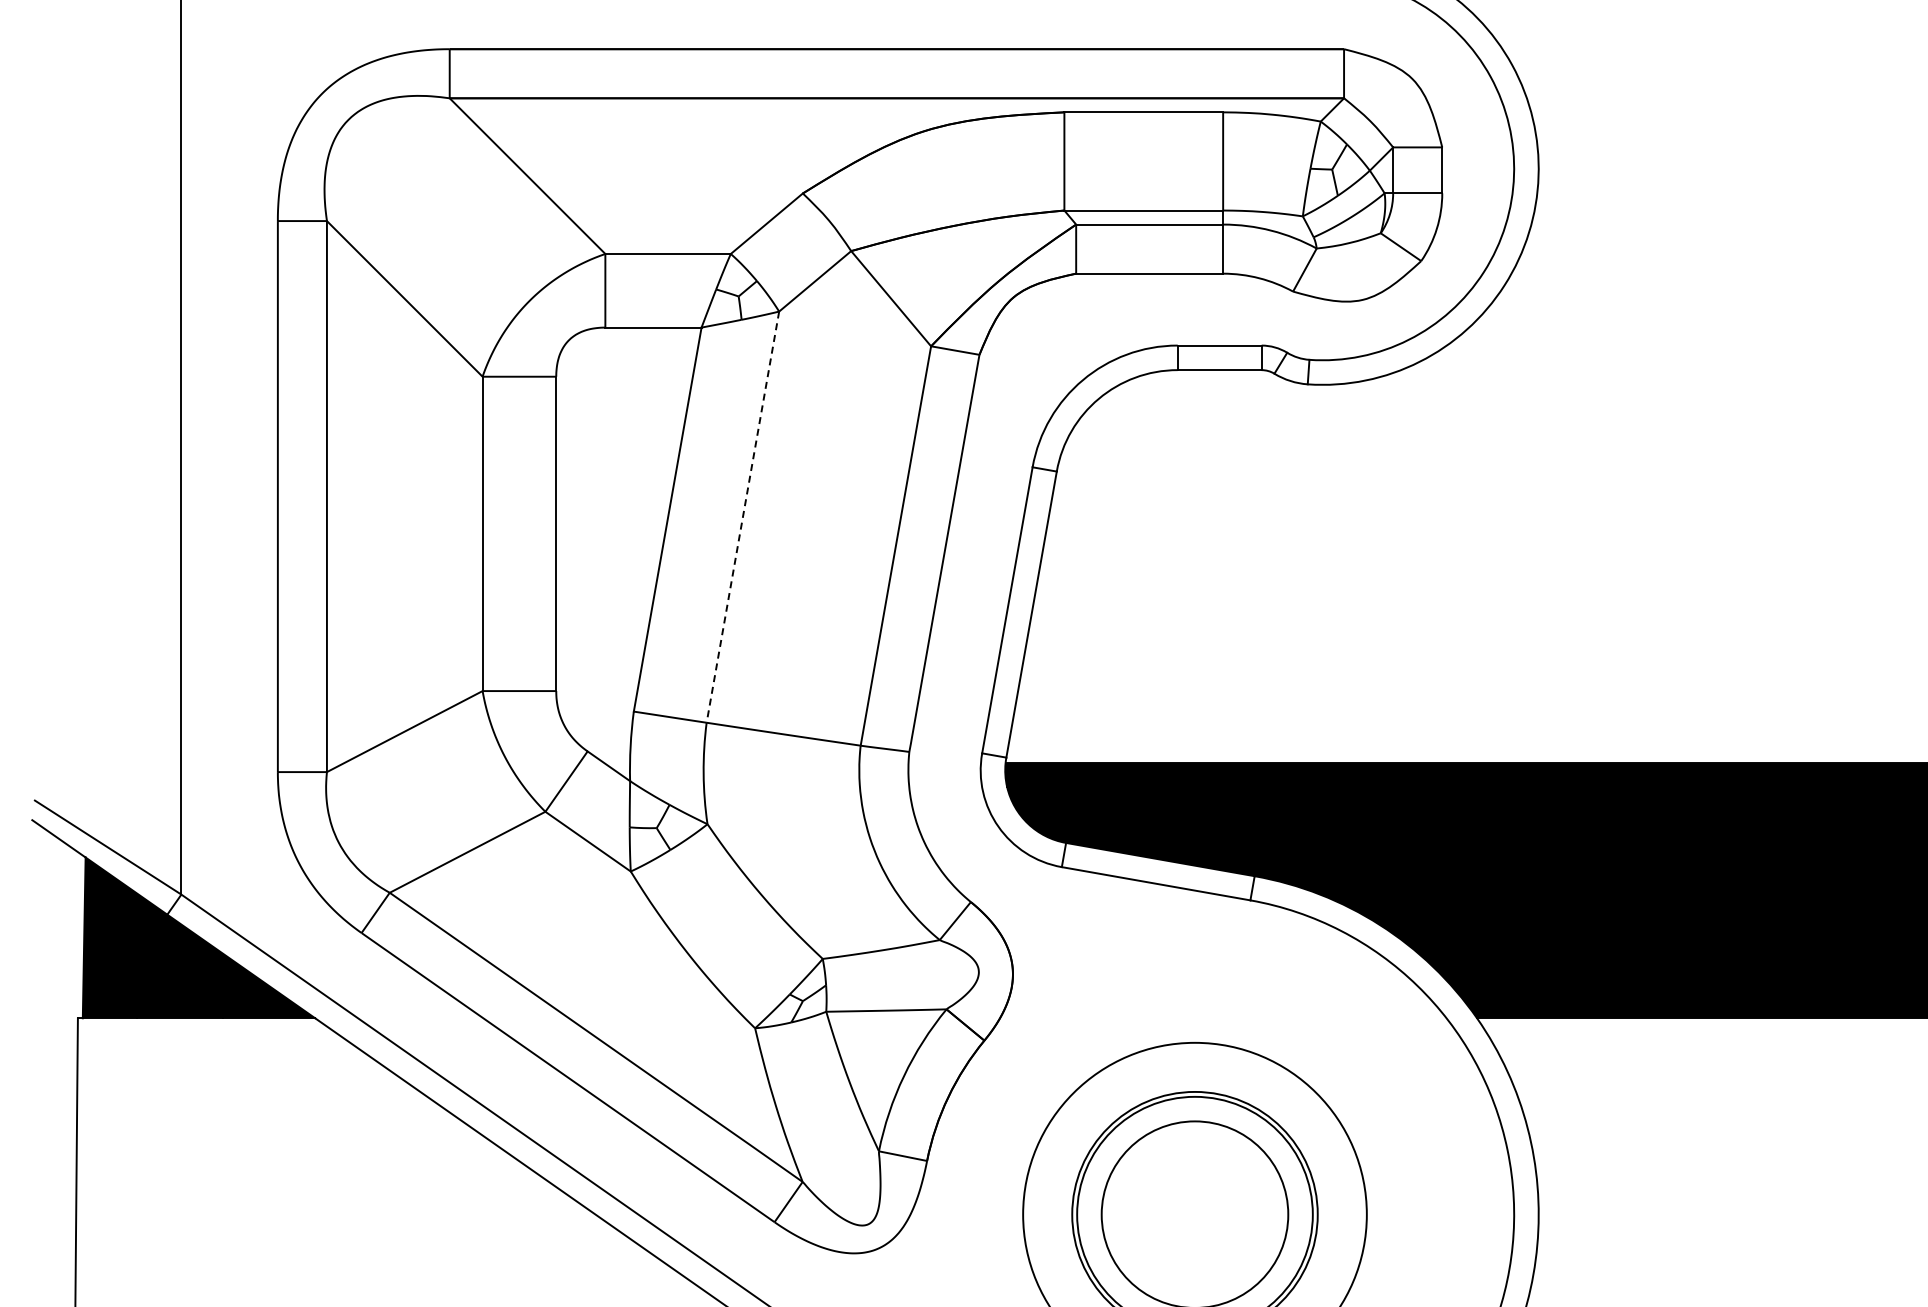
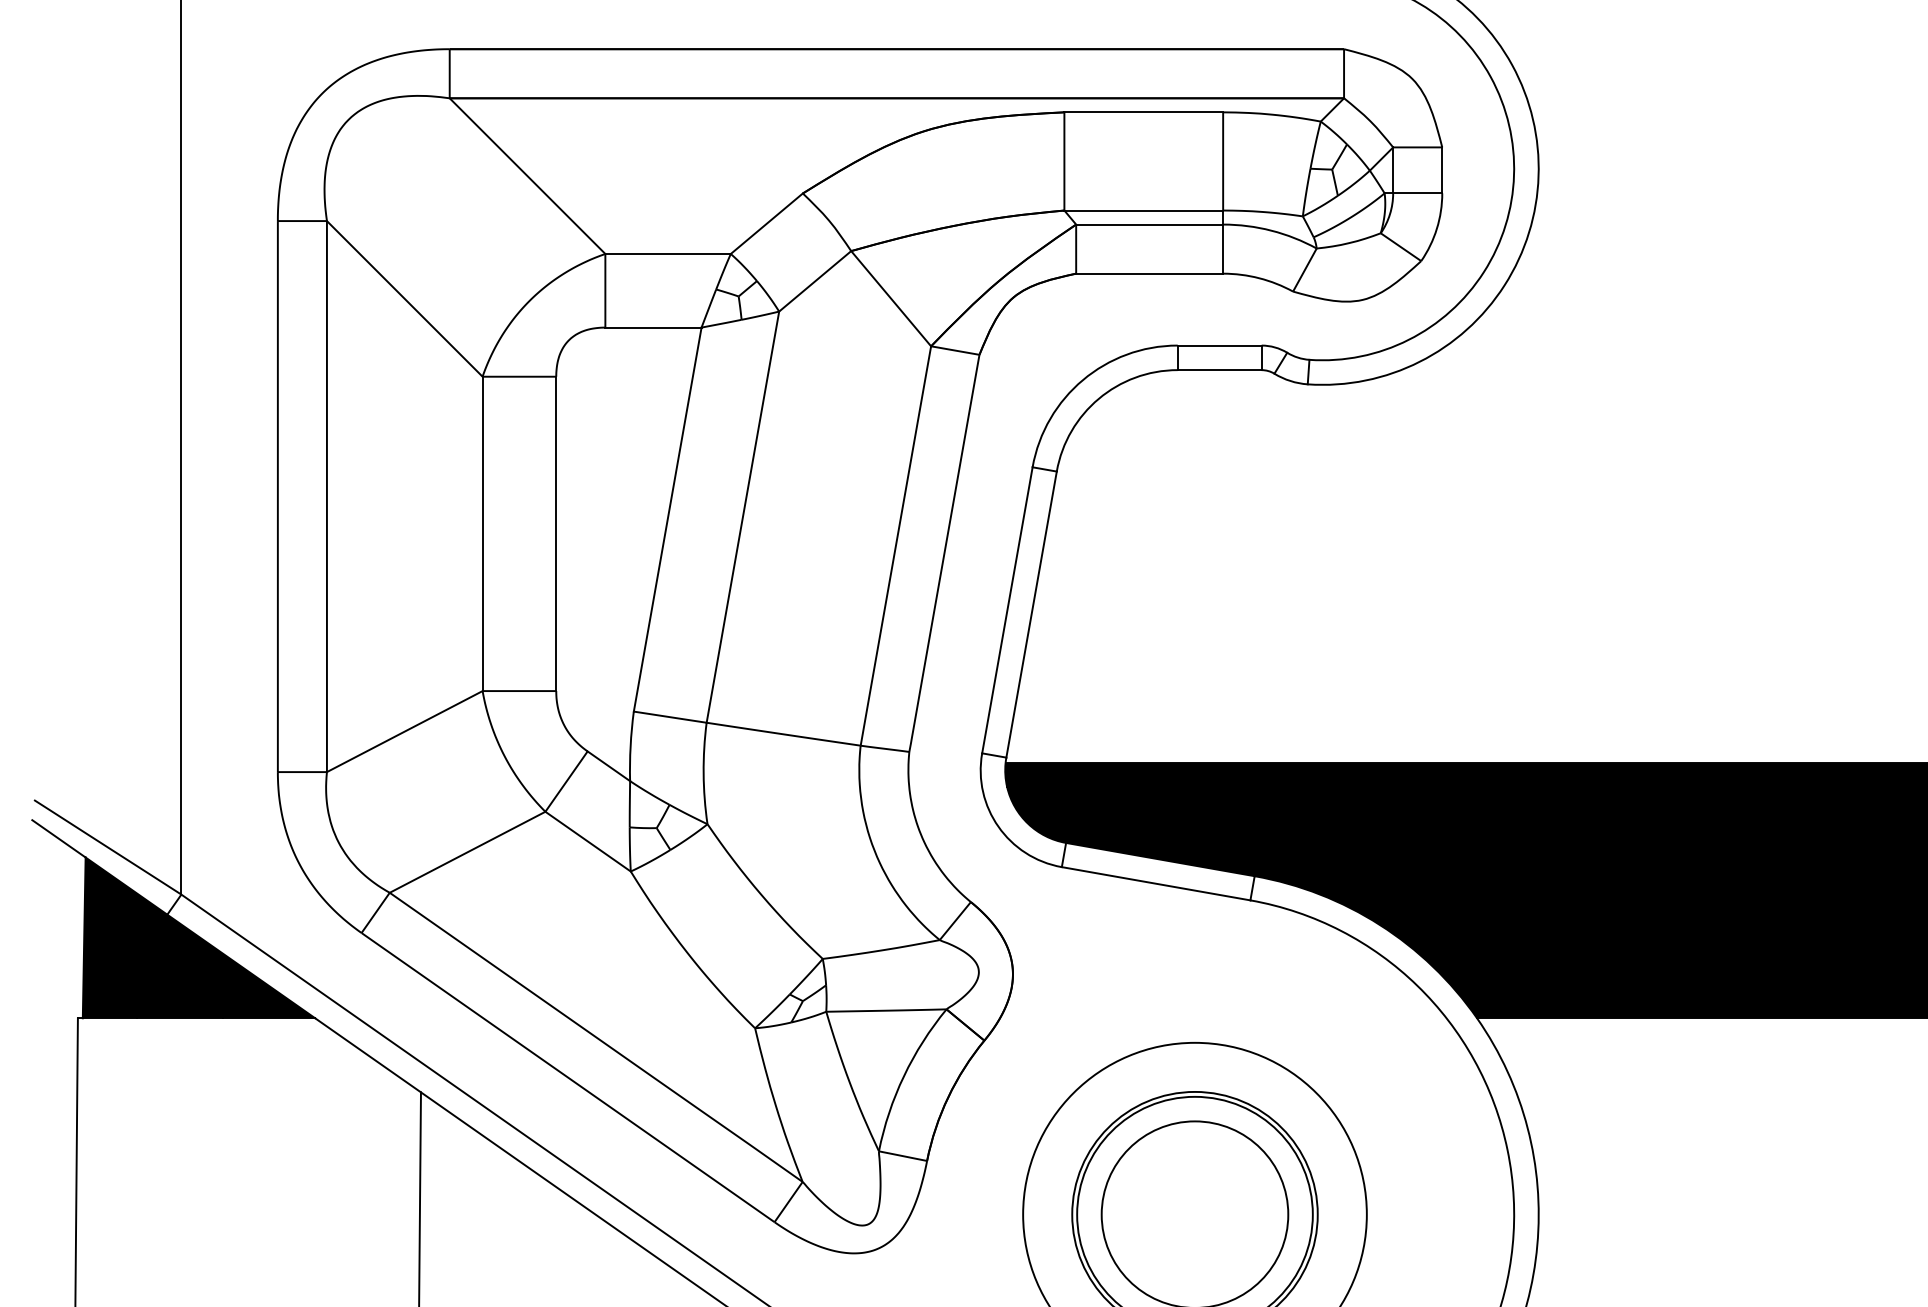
line: dashed -> solid (742, 517)
line: none -> present (419, 1197)
